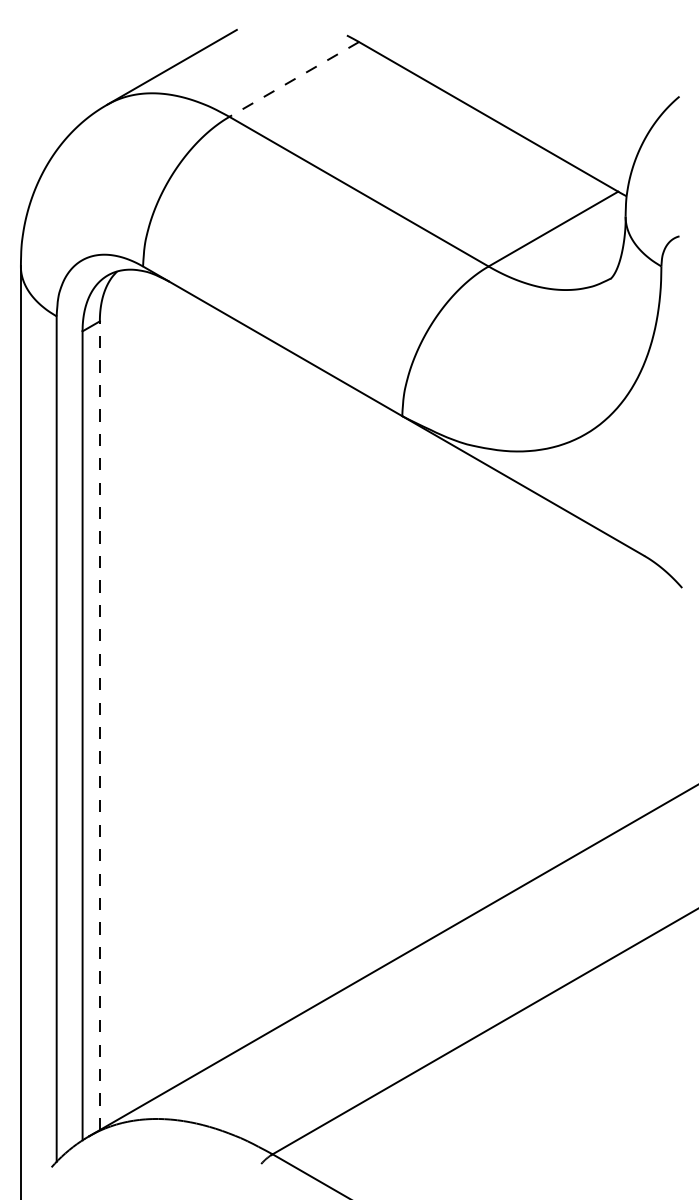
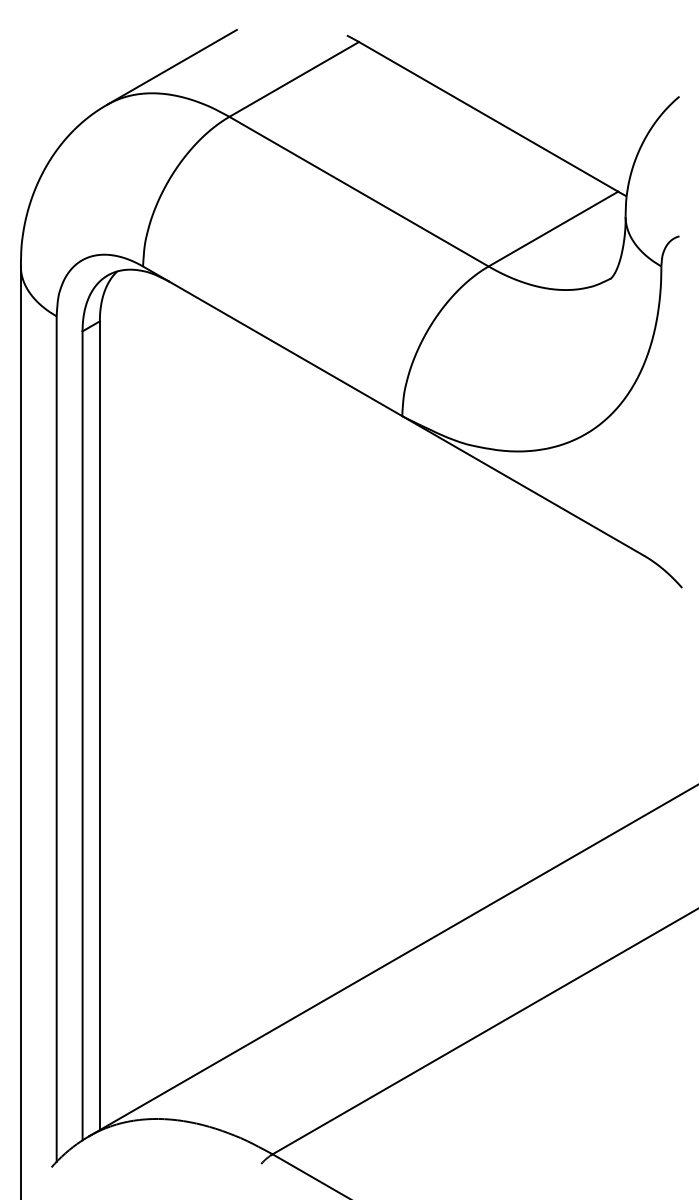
line: dashed -> solid (294, 79)
line: dashed -> solid (99, 725)
